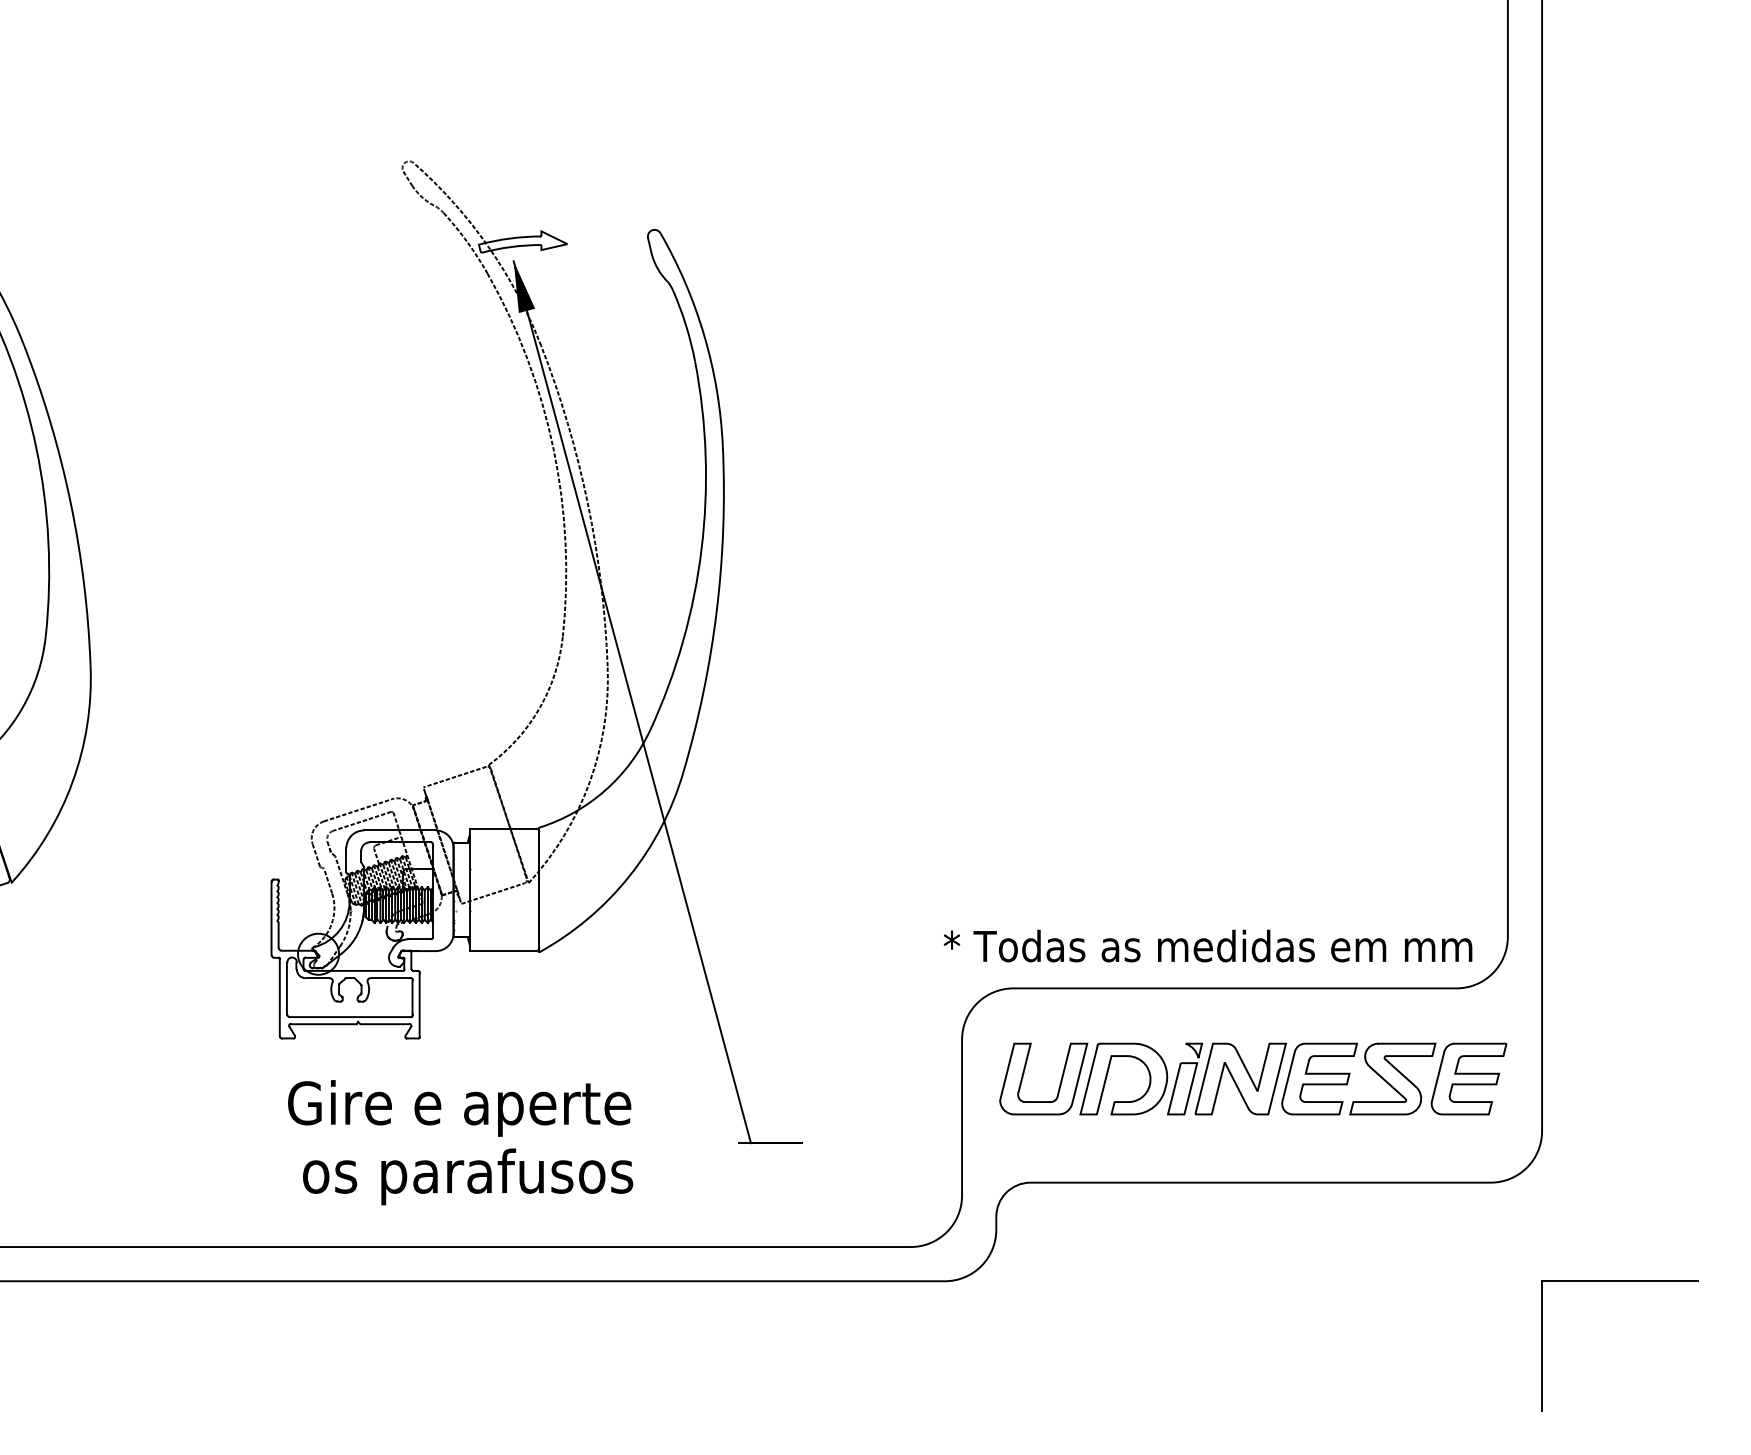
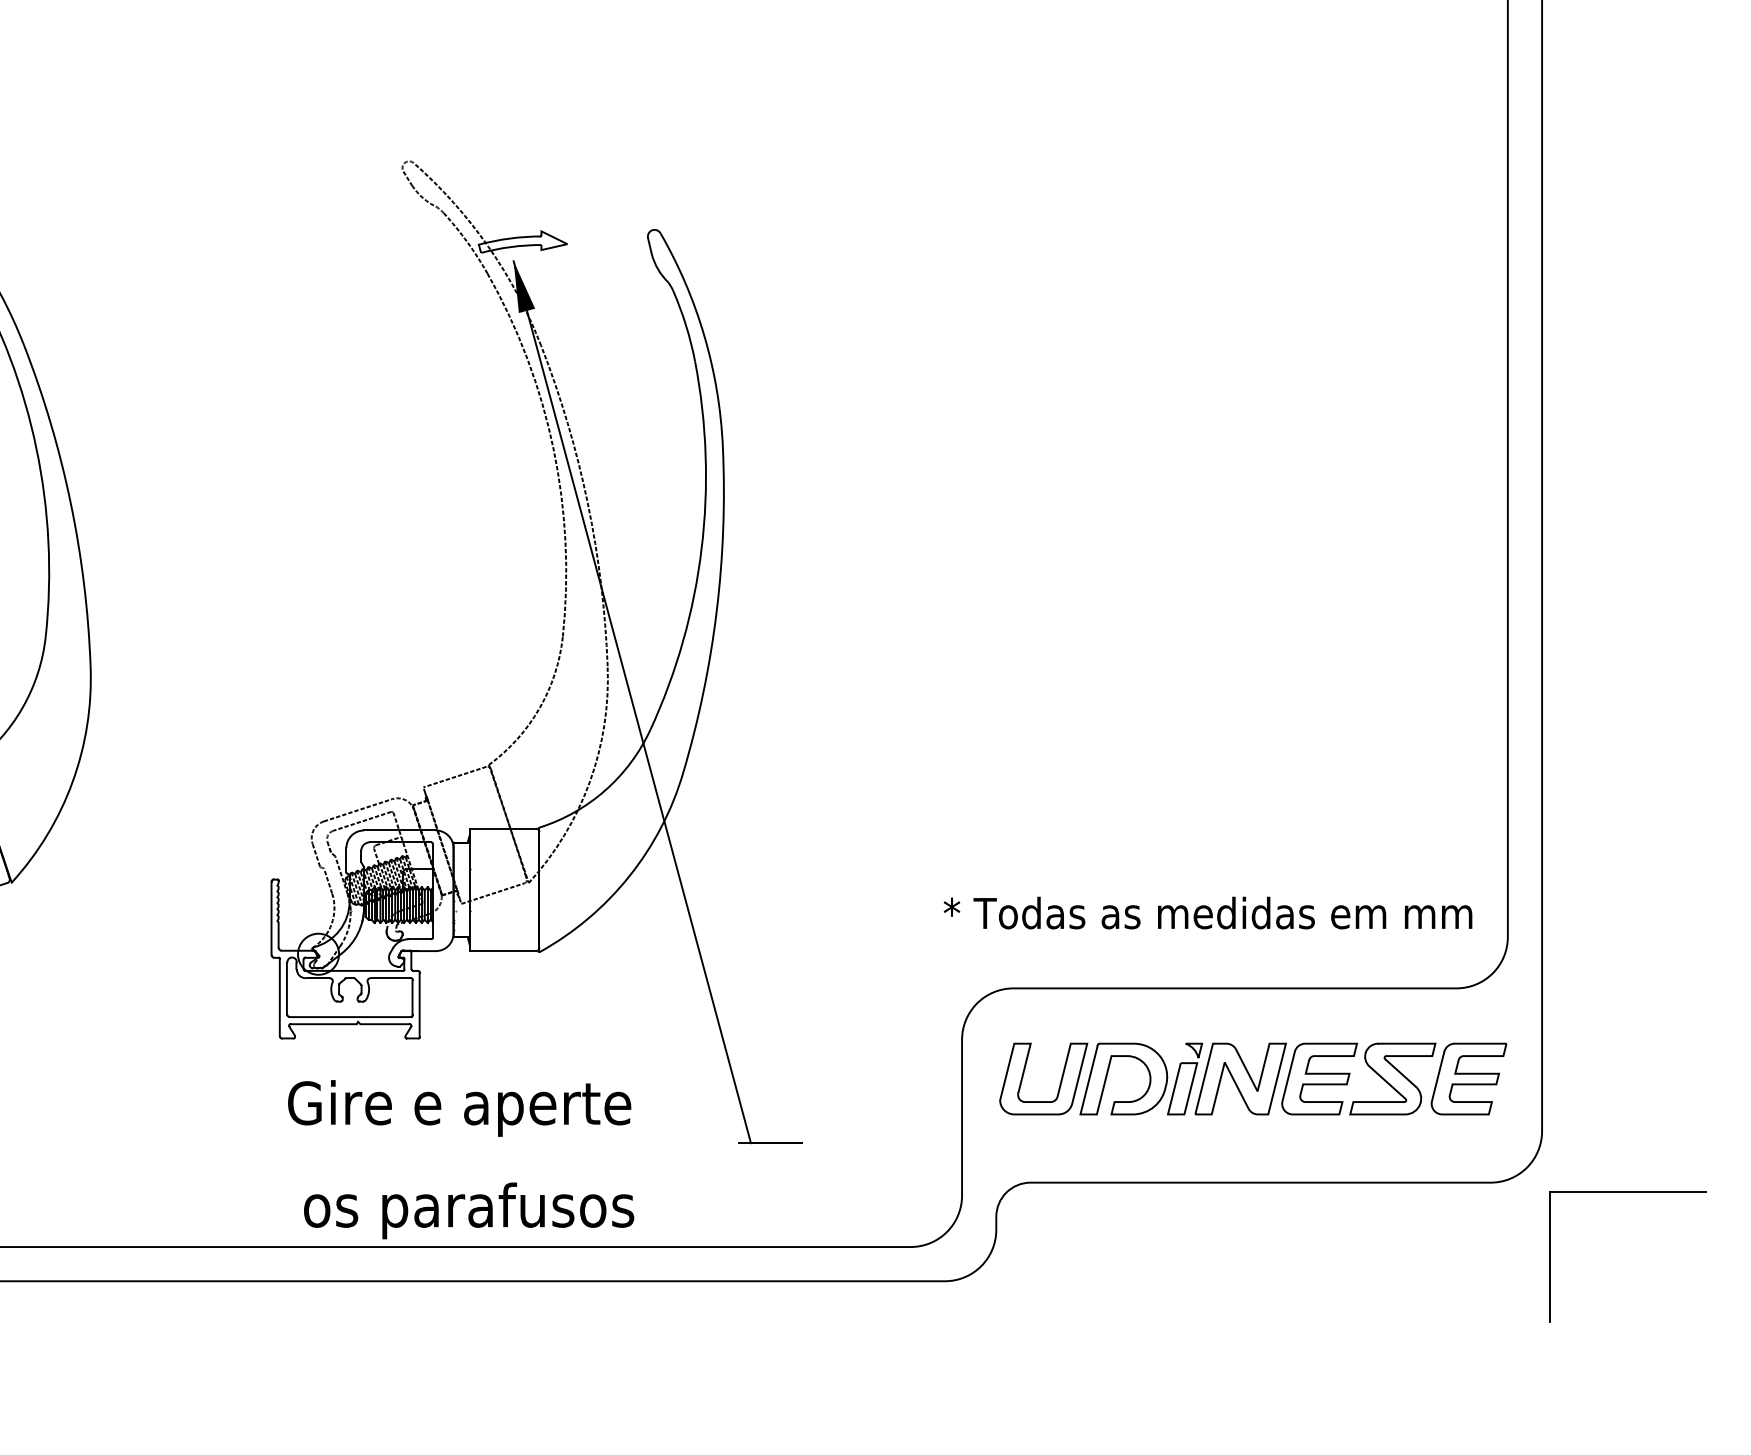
text position: (1207, 945) -> (1207, 912) (1207, 912)
text position: (468, 1176) -> (469, 1210) (469, 1210)
part position: (1619, 1281) -> (1627, 1192) (1627, 1192)
